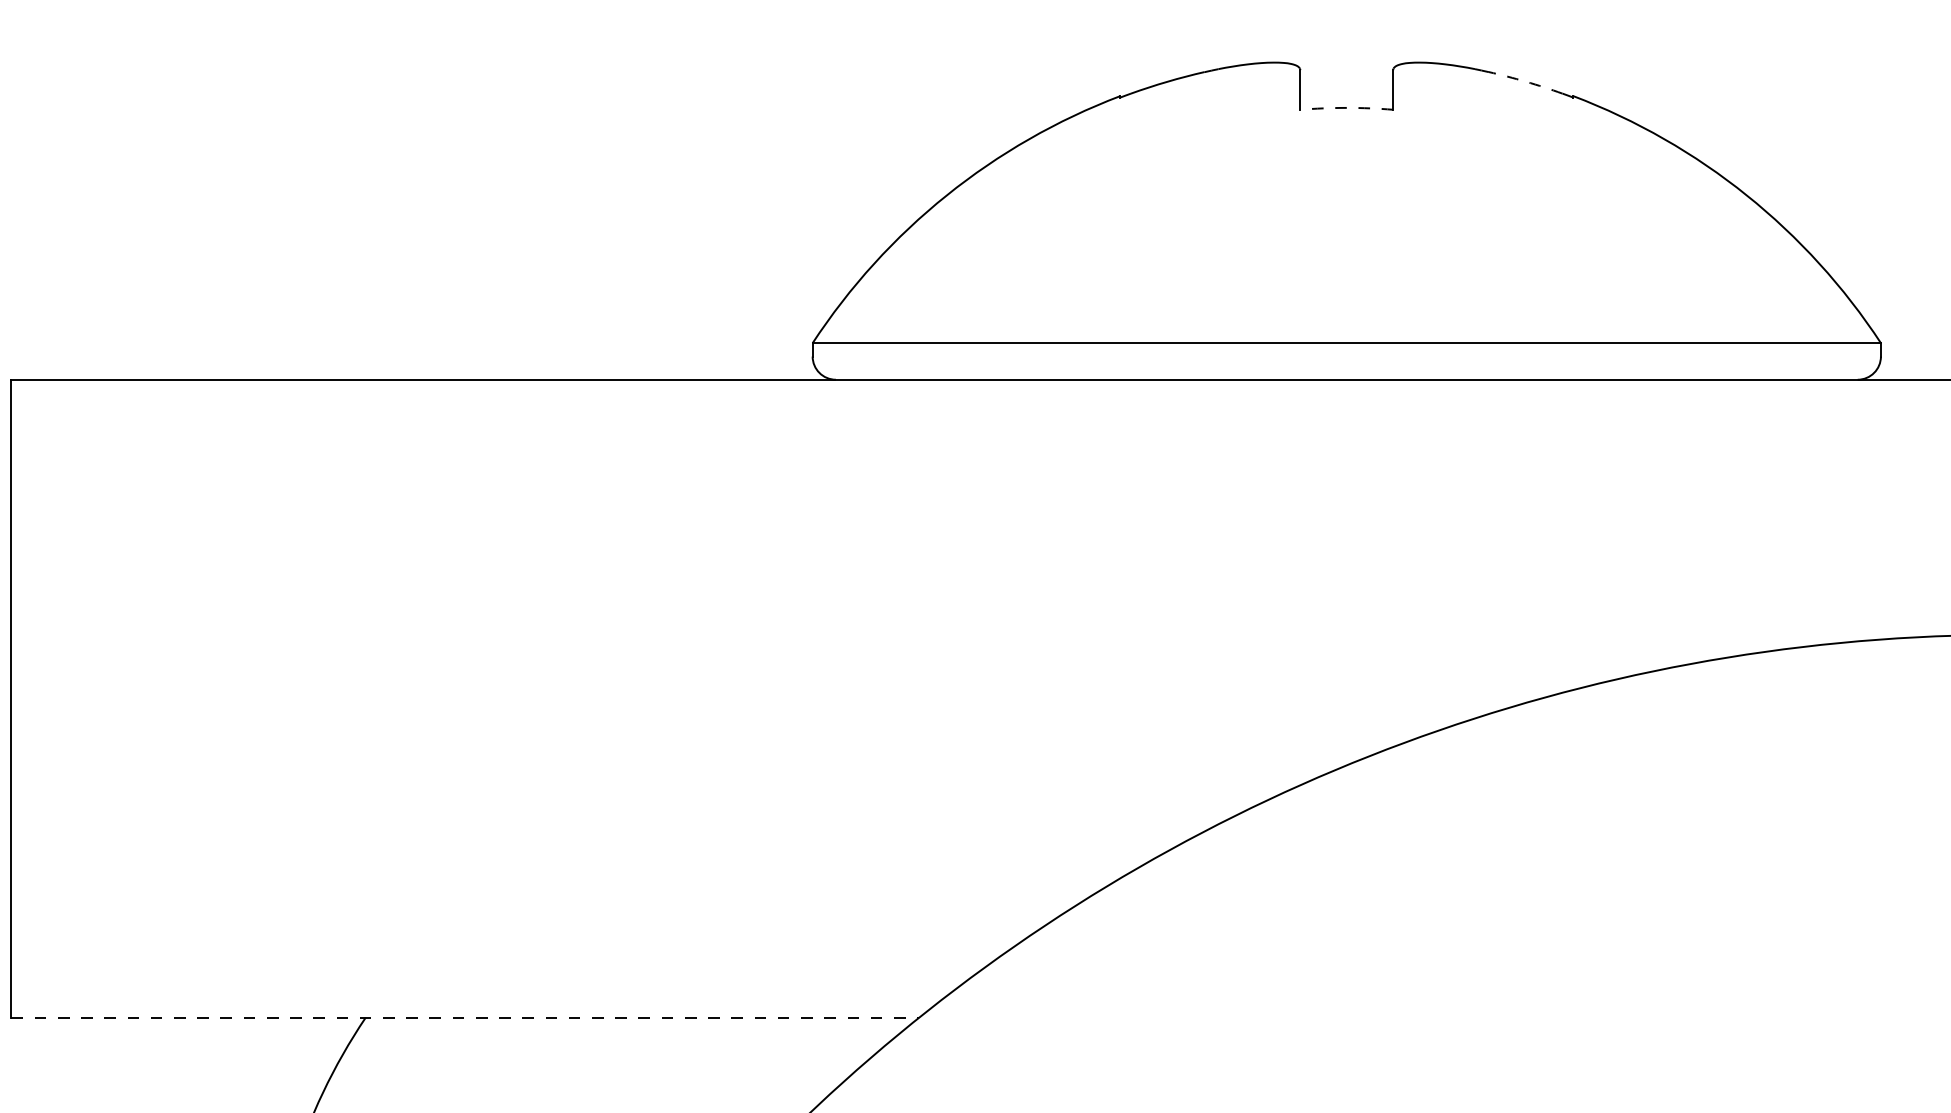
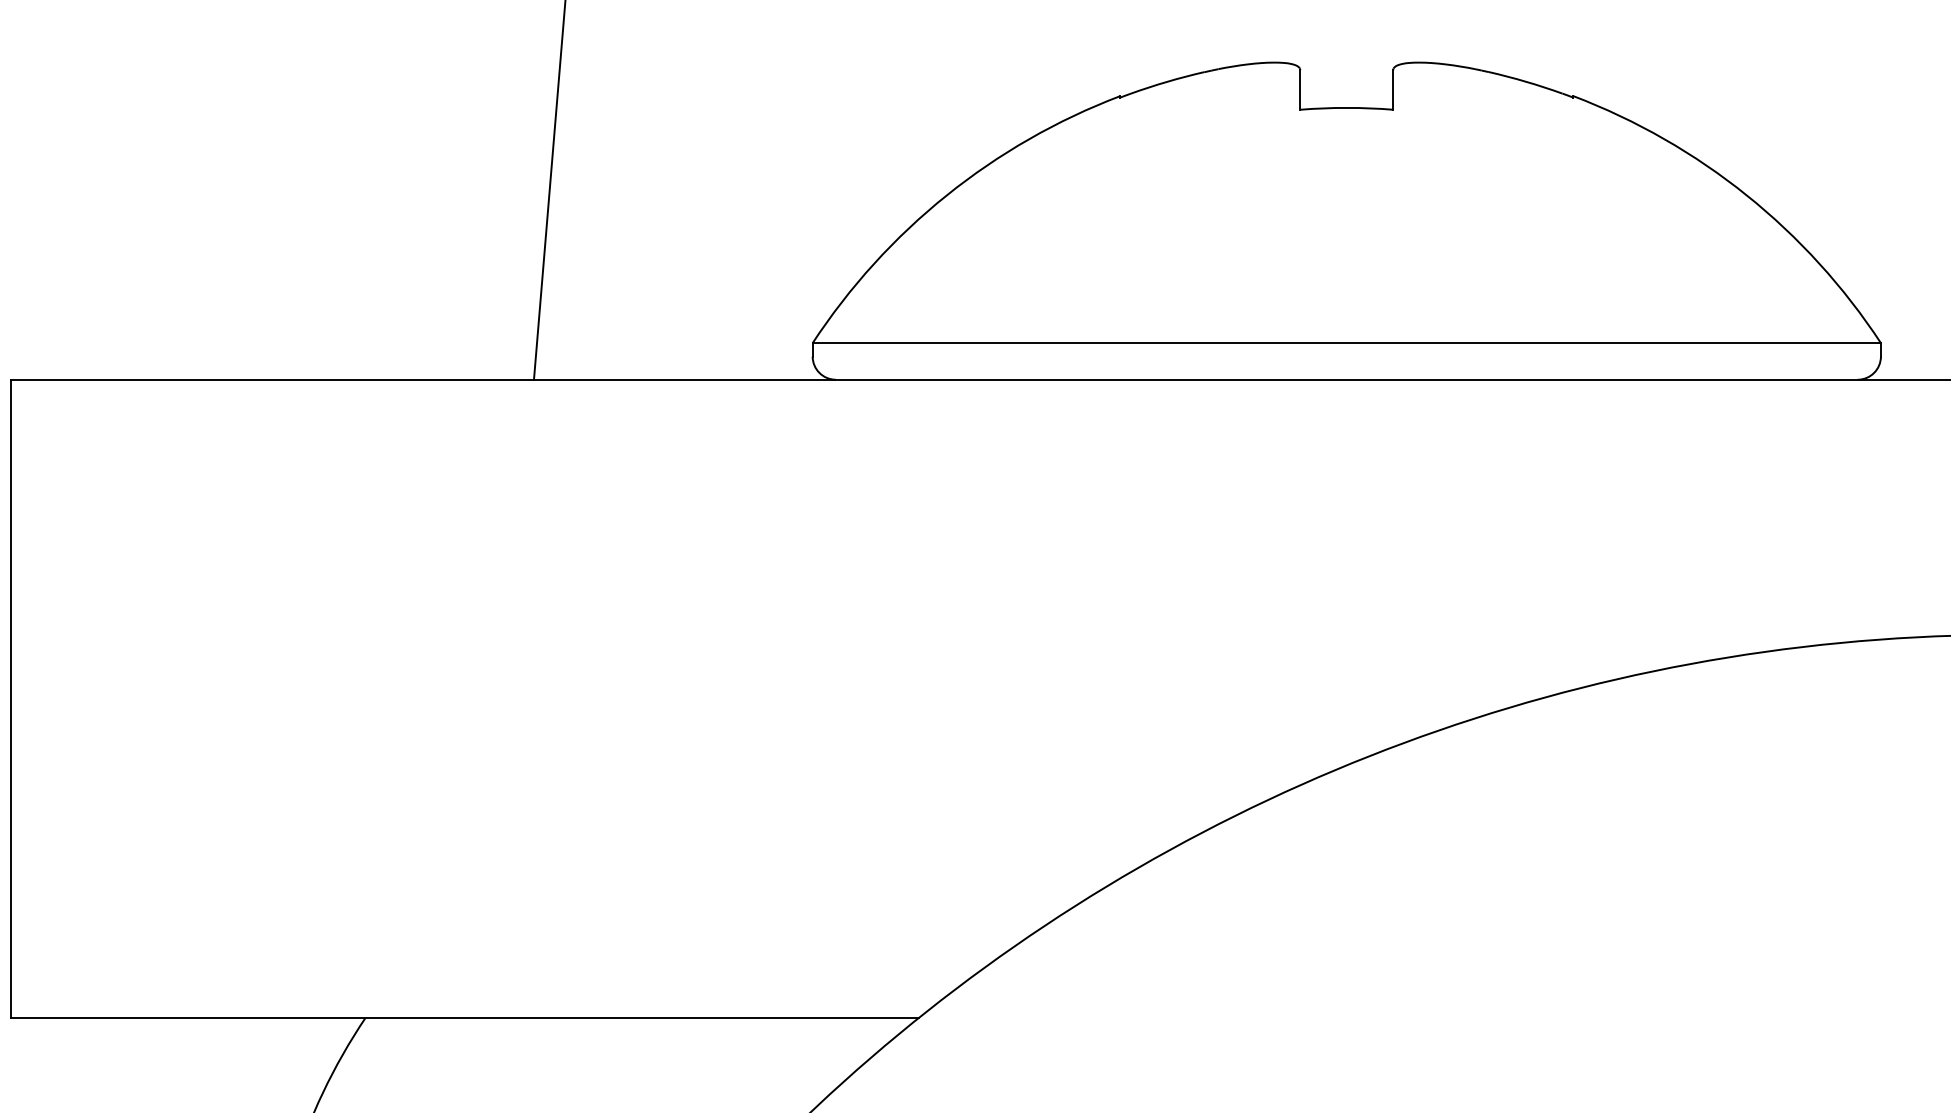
arc: dashed -> solid (1526, 81)
arc: dashed -> solid (1346, 107)
line: none -> present (549, 190)
line: dashed -> solid (465, 1018)
